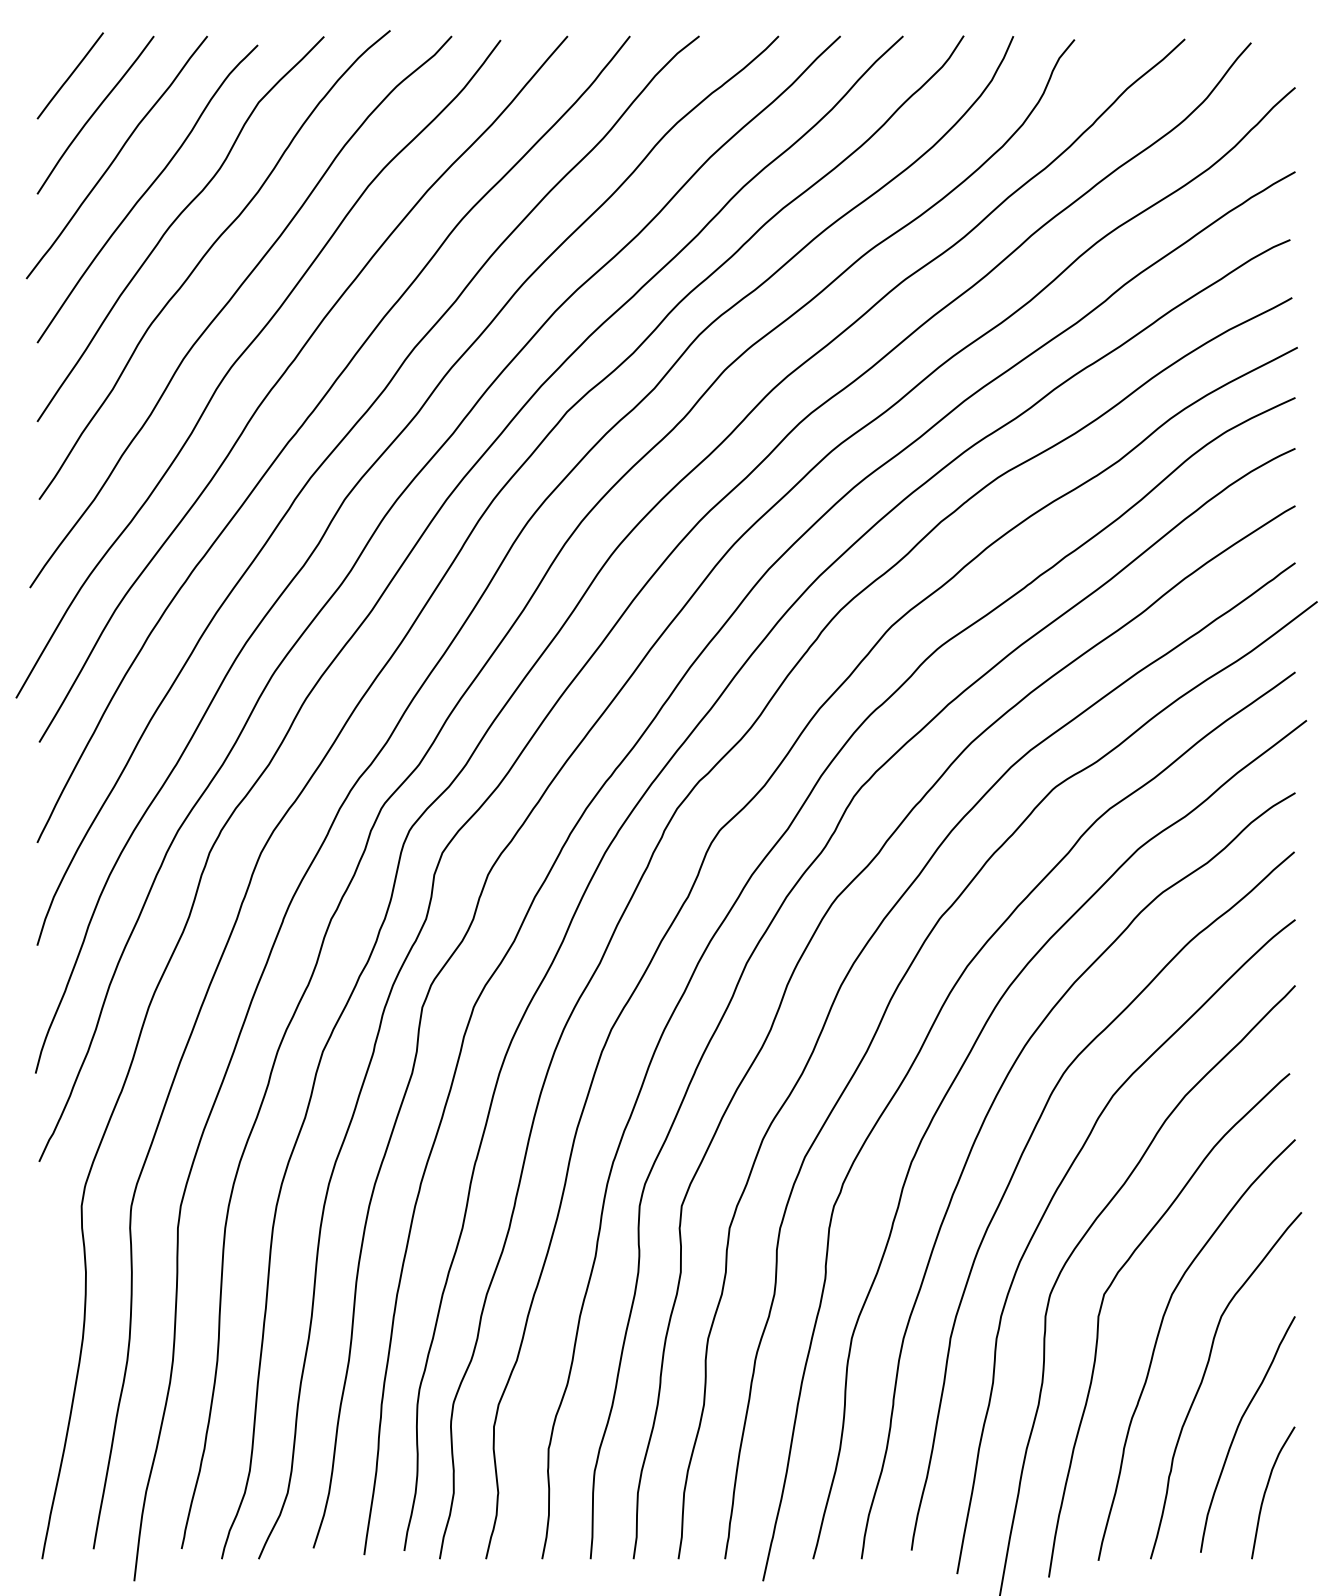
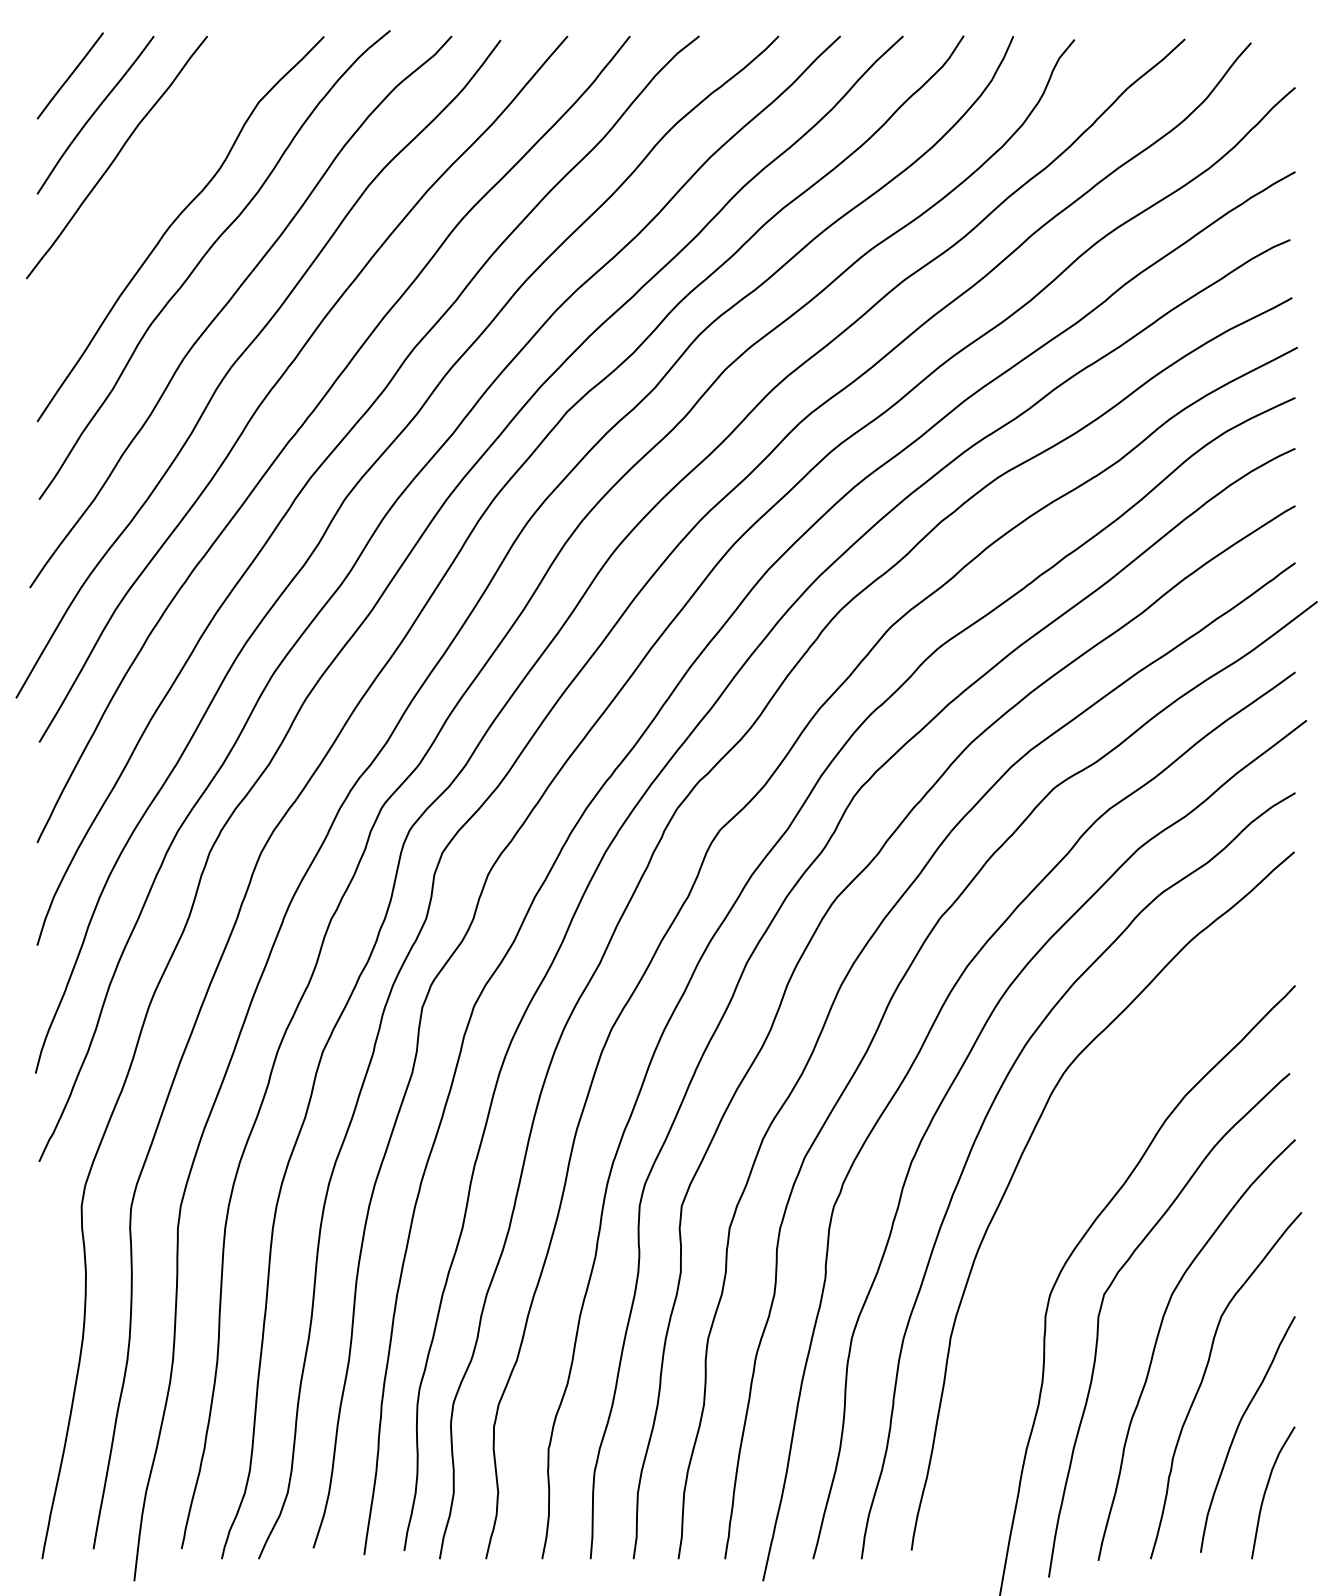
curve: present -> none (146, 192)
curve: present -> none (1051, 1202)
